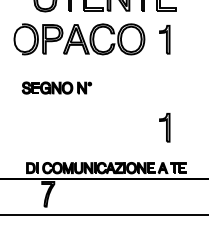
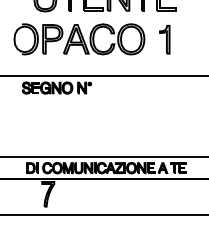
line: none -> present (103, 76)
part: present -> none (164, 127)
line: none -> present (103, 157)
